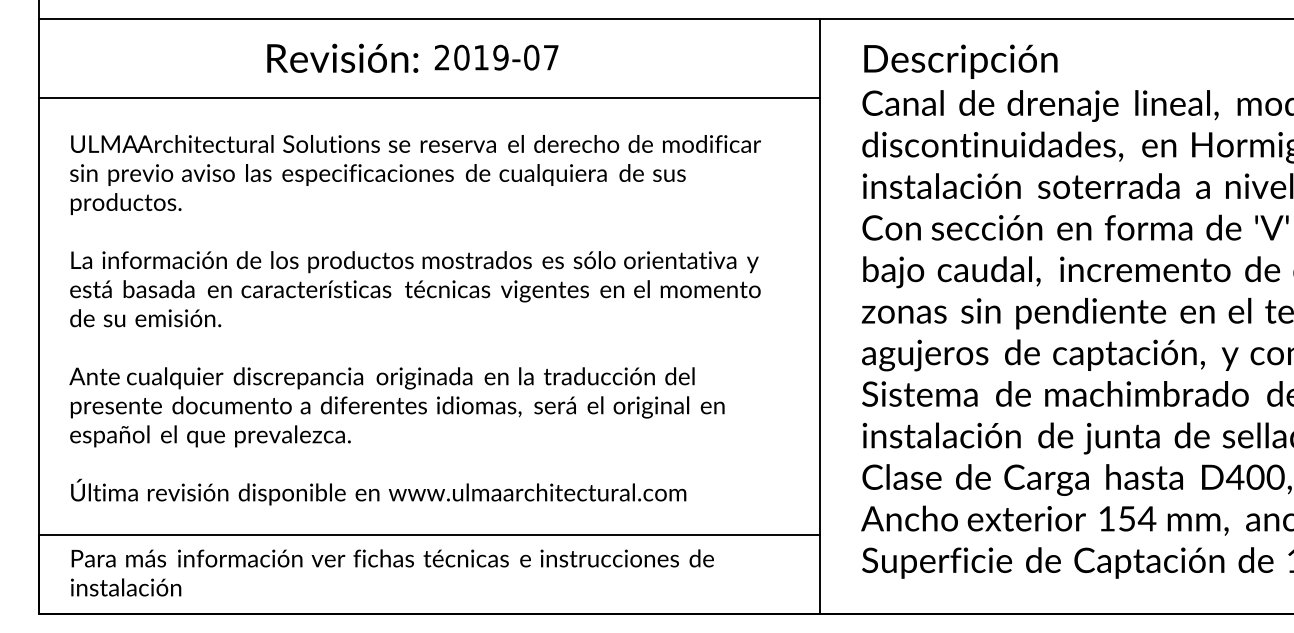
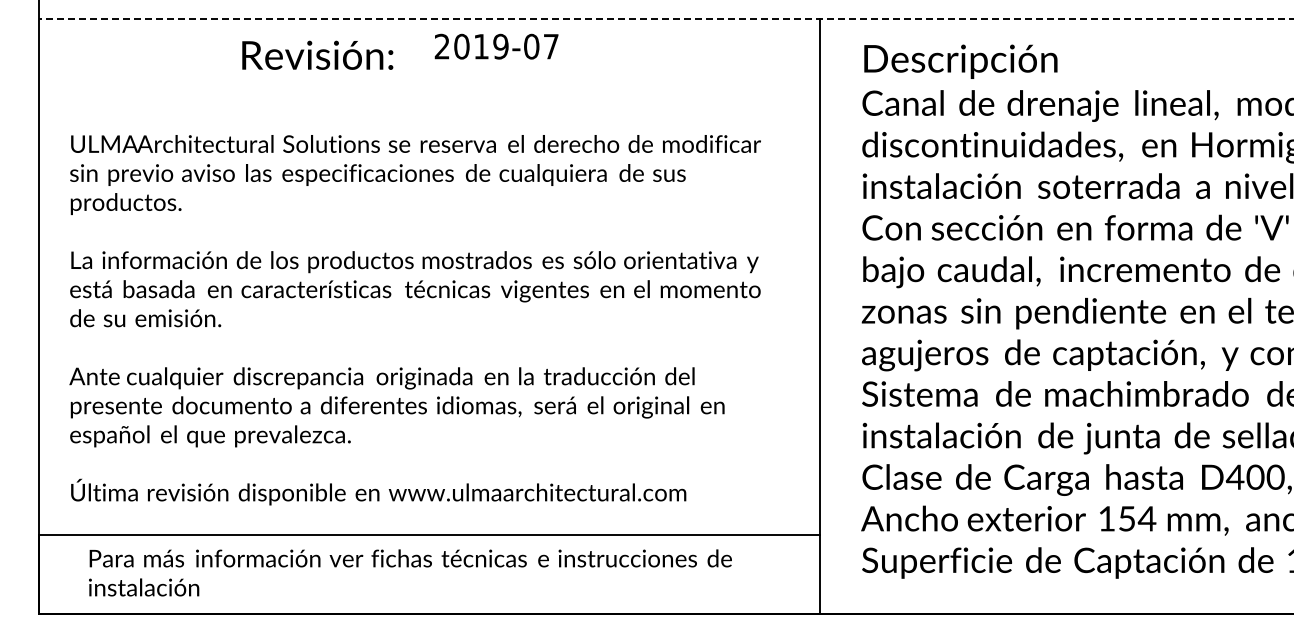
line: solid -> dashed (665, 18)
text position: (342, 57) -> (317, 54) (317, 54)
text position: (496, 57) -> (496, 46) (496, 46)
line: present -> none (428, 98)
text position: (392, 572) -> (410, 572) (410, 572)
